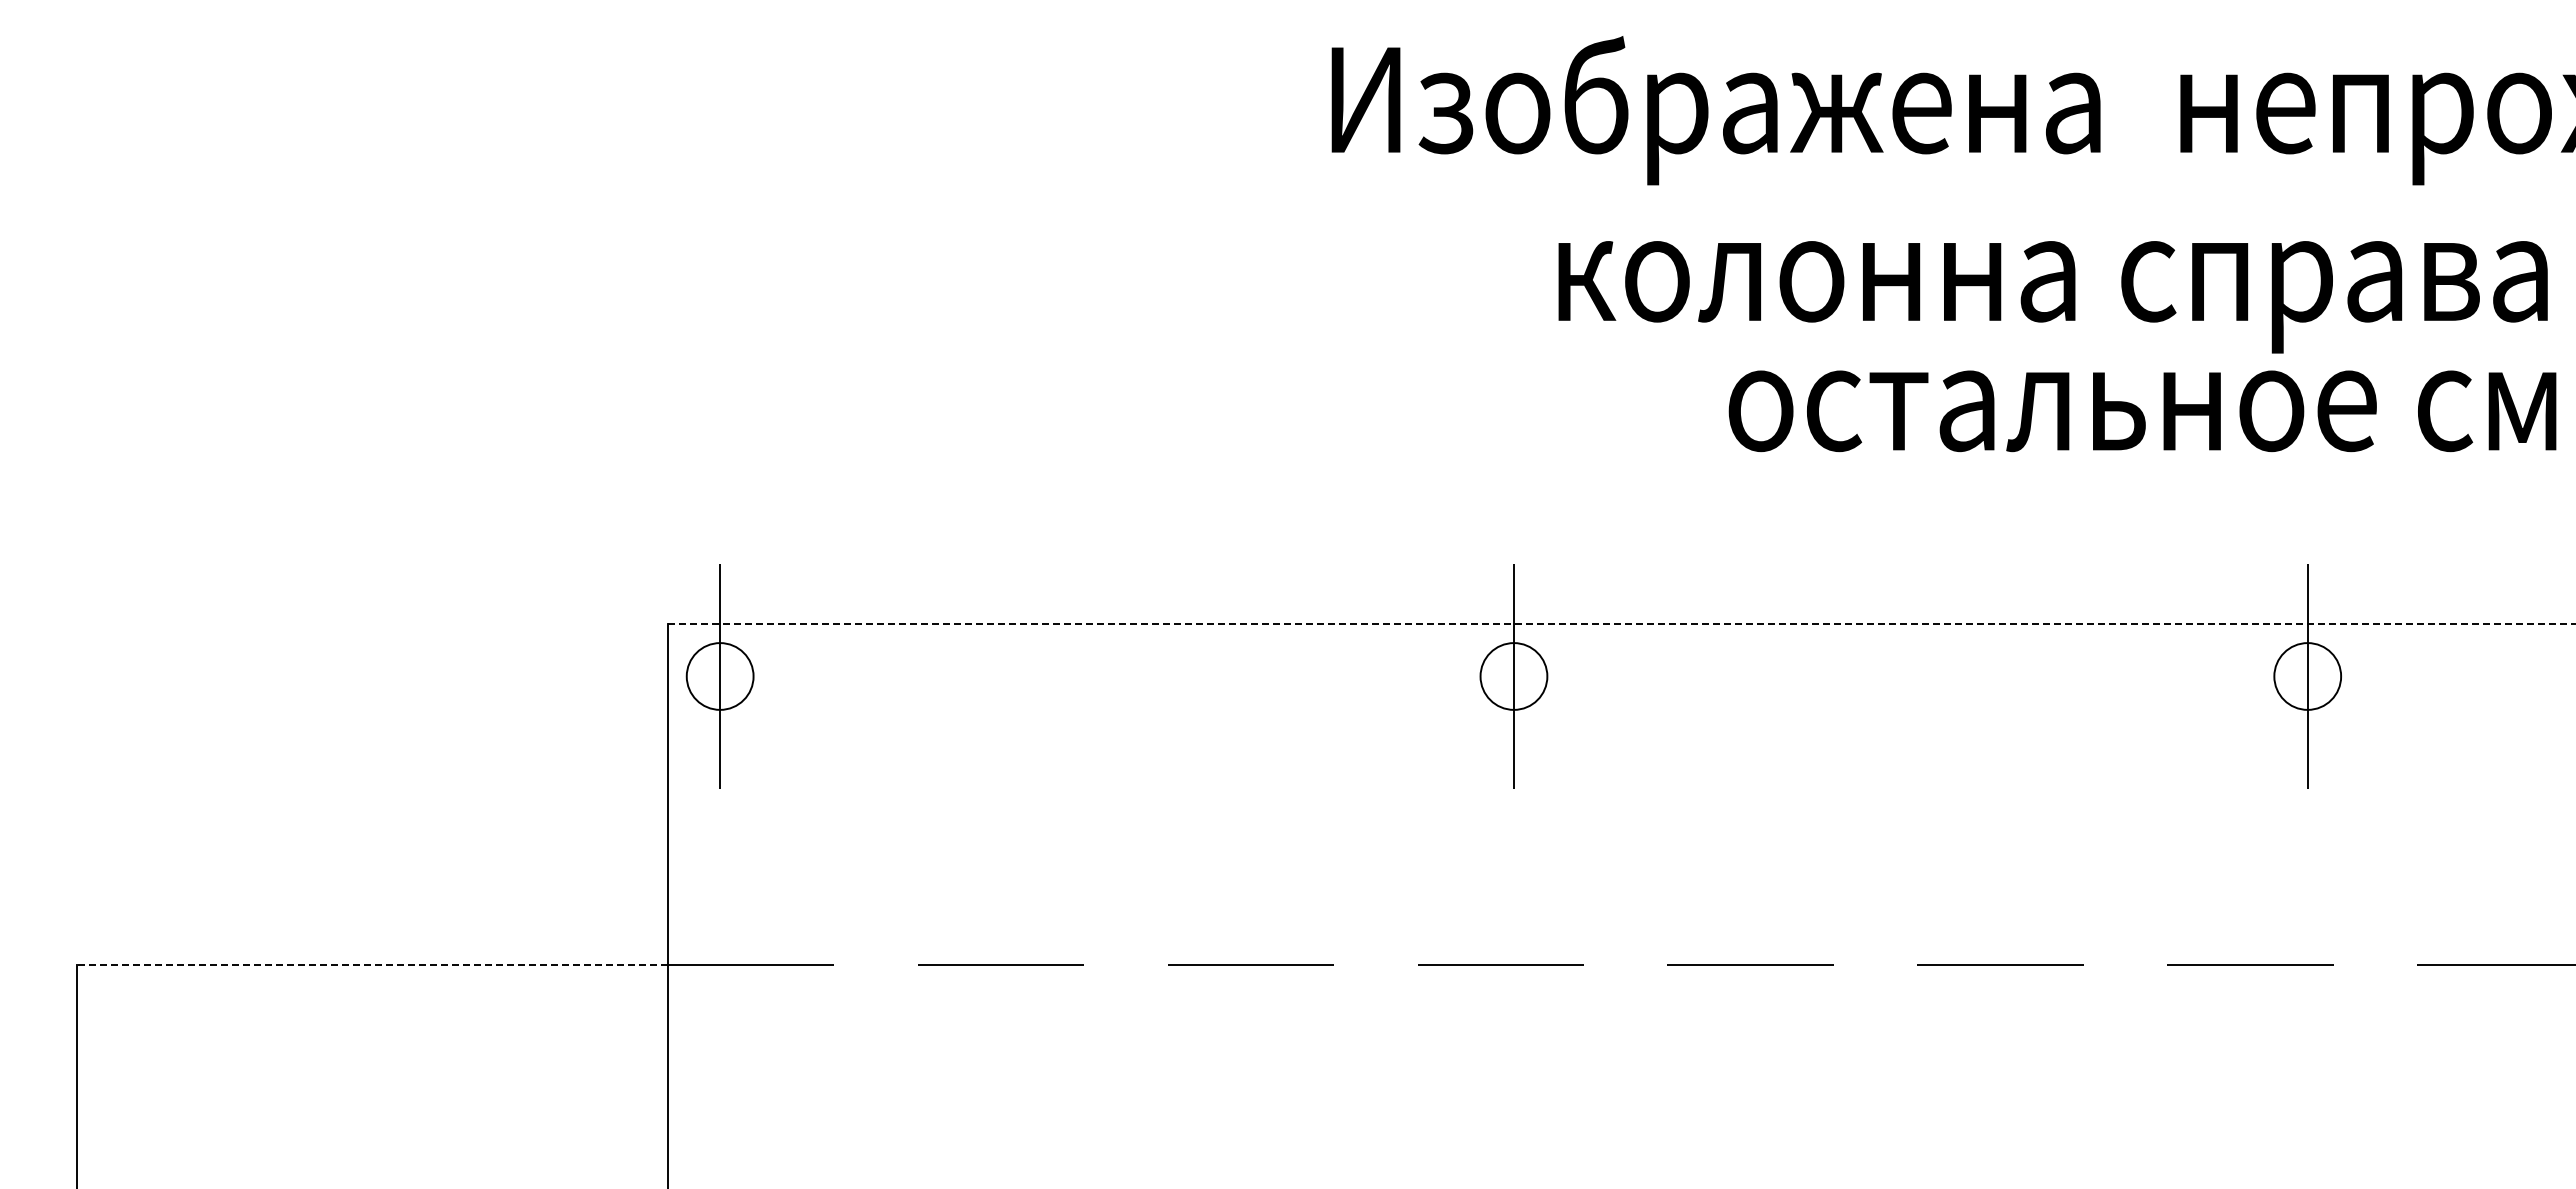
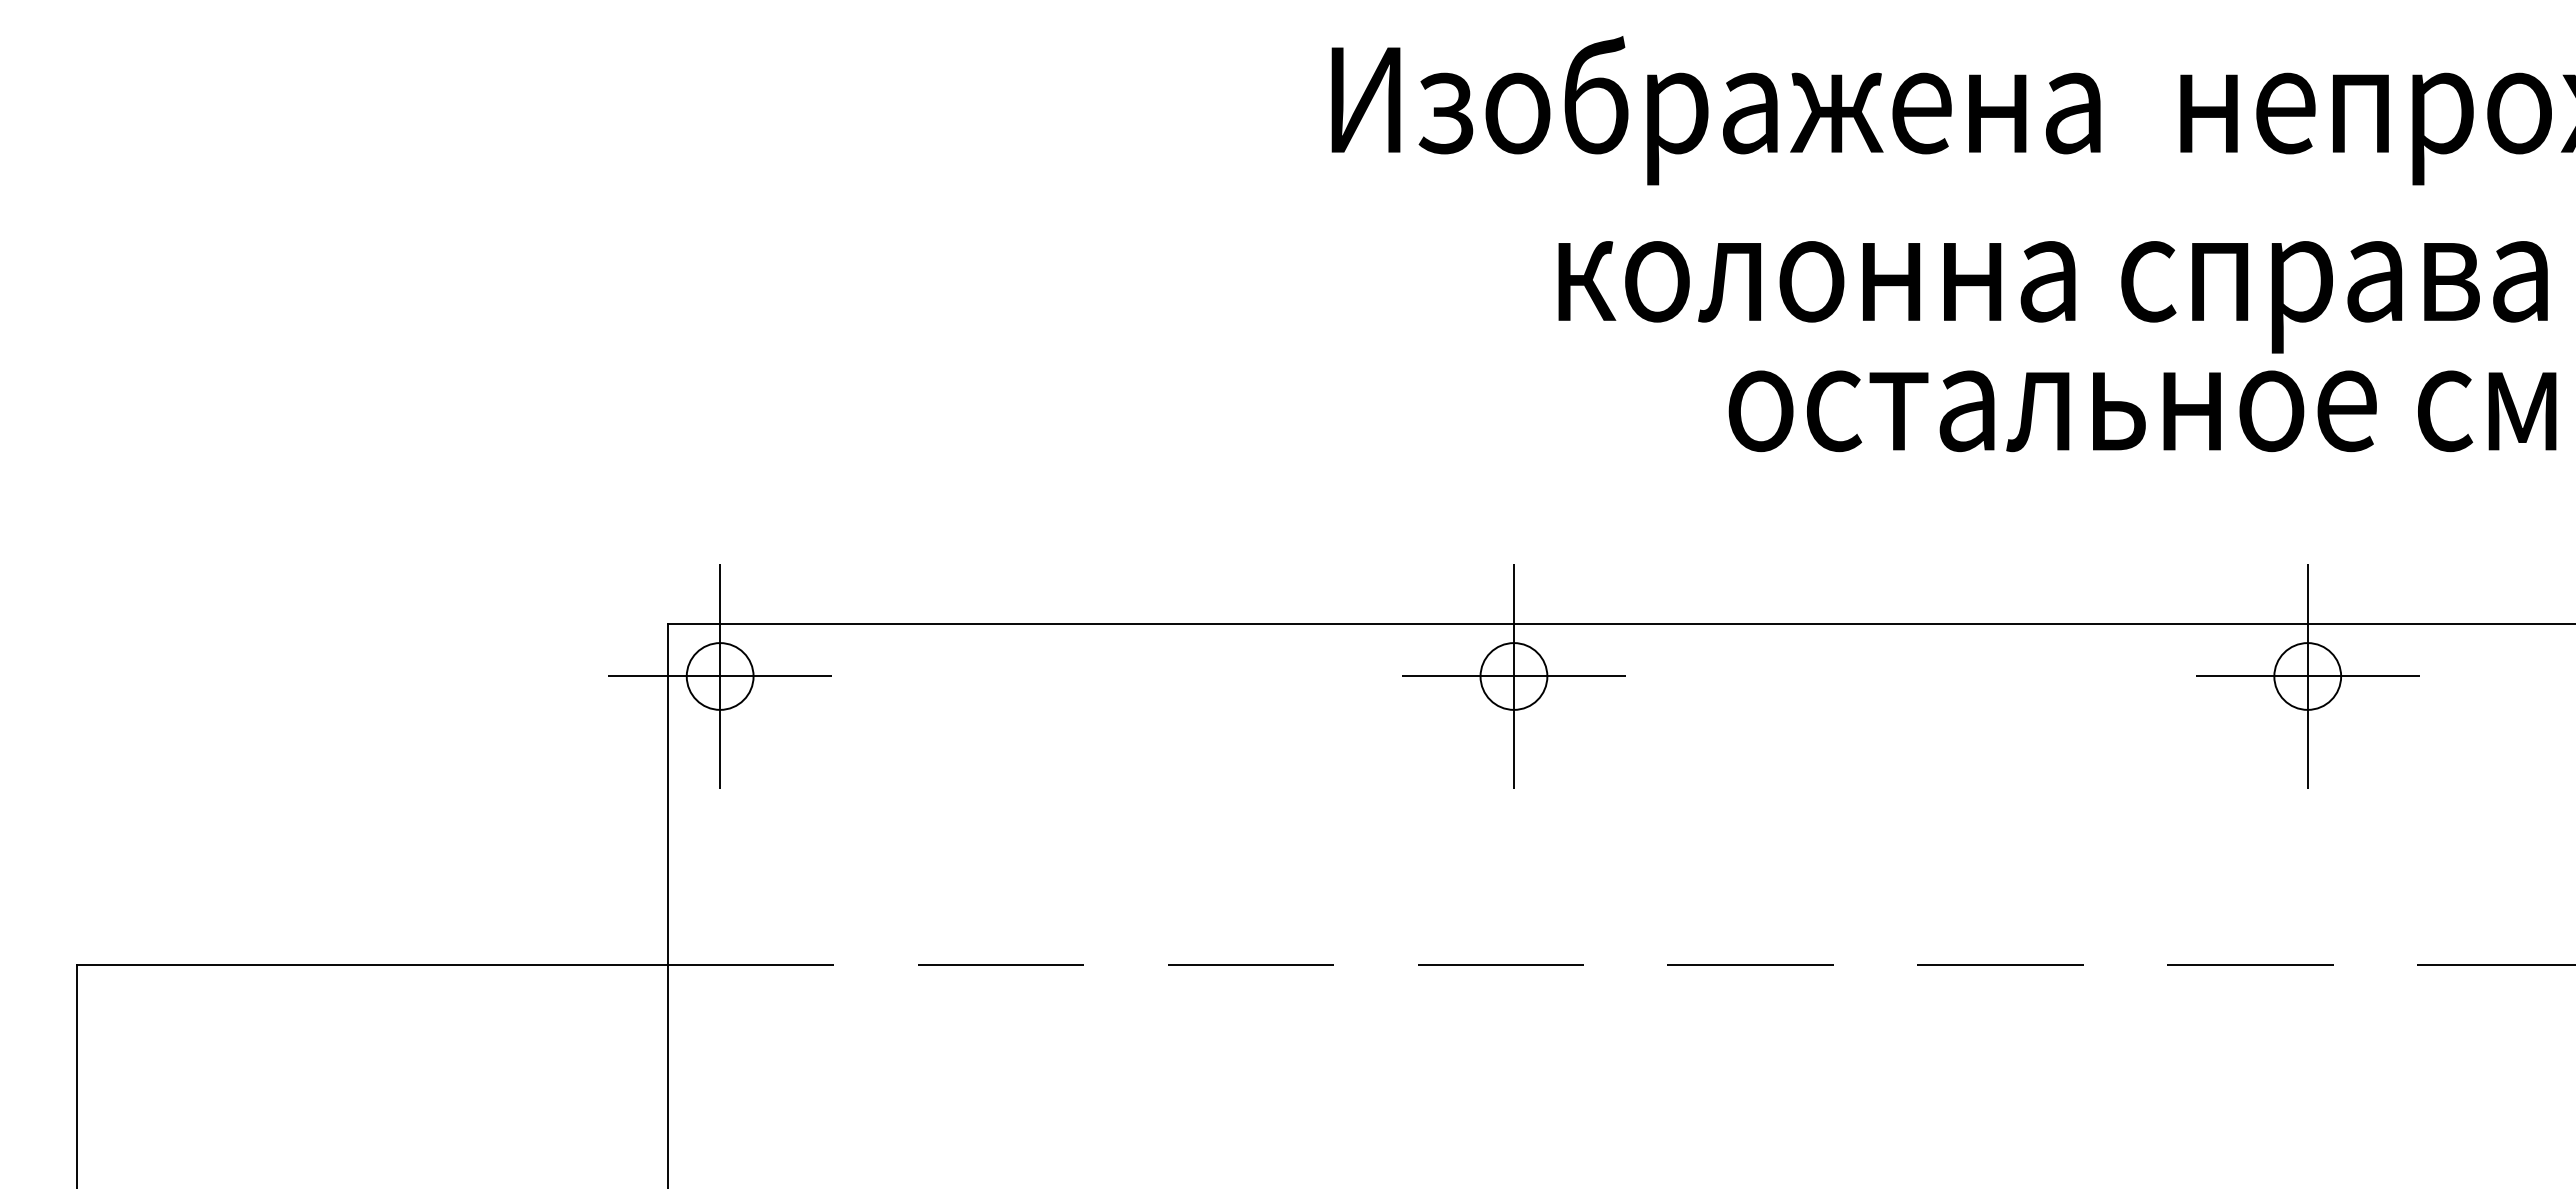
line: dashed -> solid (1621, 624)
line: none -> present (720, 676)
line: none -> present (1513, 676)
line: none -> present (2307, 676)
line: dashed -> solid (371, 965)
